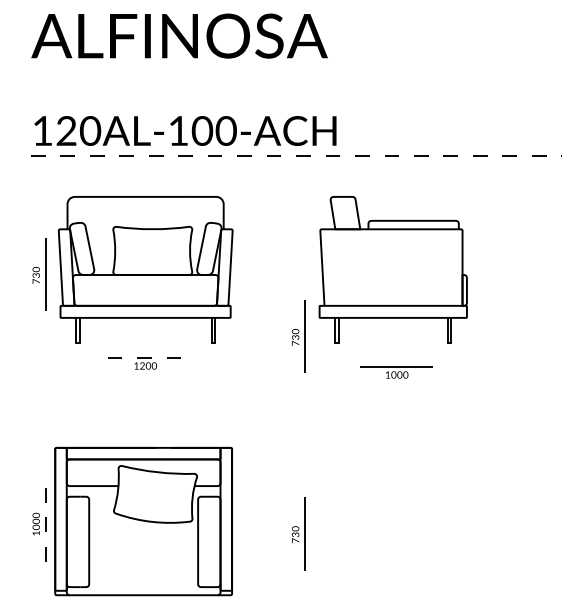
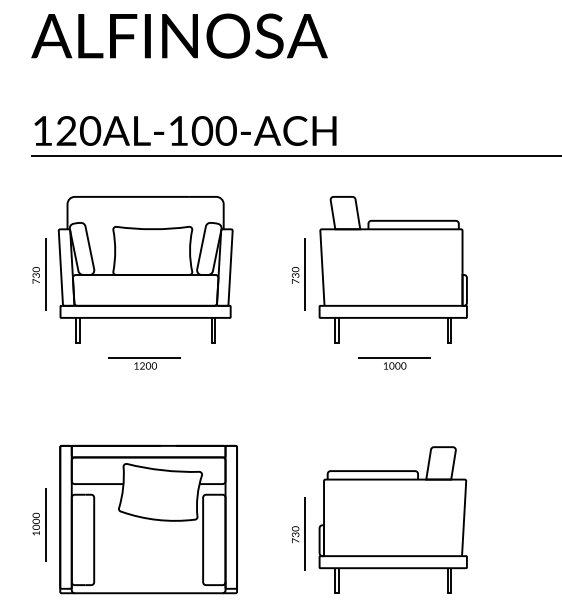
line: dashed -> solid (296, 155)
part position: (298, 336) -> (298, 274) (298, 274)
line: dashed -> solid (144, 357)
part position: (396, 372) -> (394, 363) (394, 363)
part: none -> present (392, 519)
part position: (143, 521) -> (148, 519) (148, 519)
line: dashed -> solid (45, 524)
